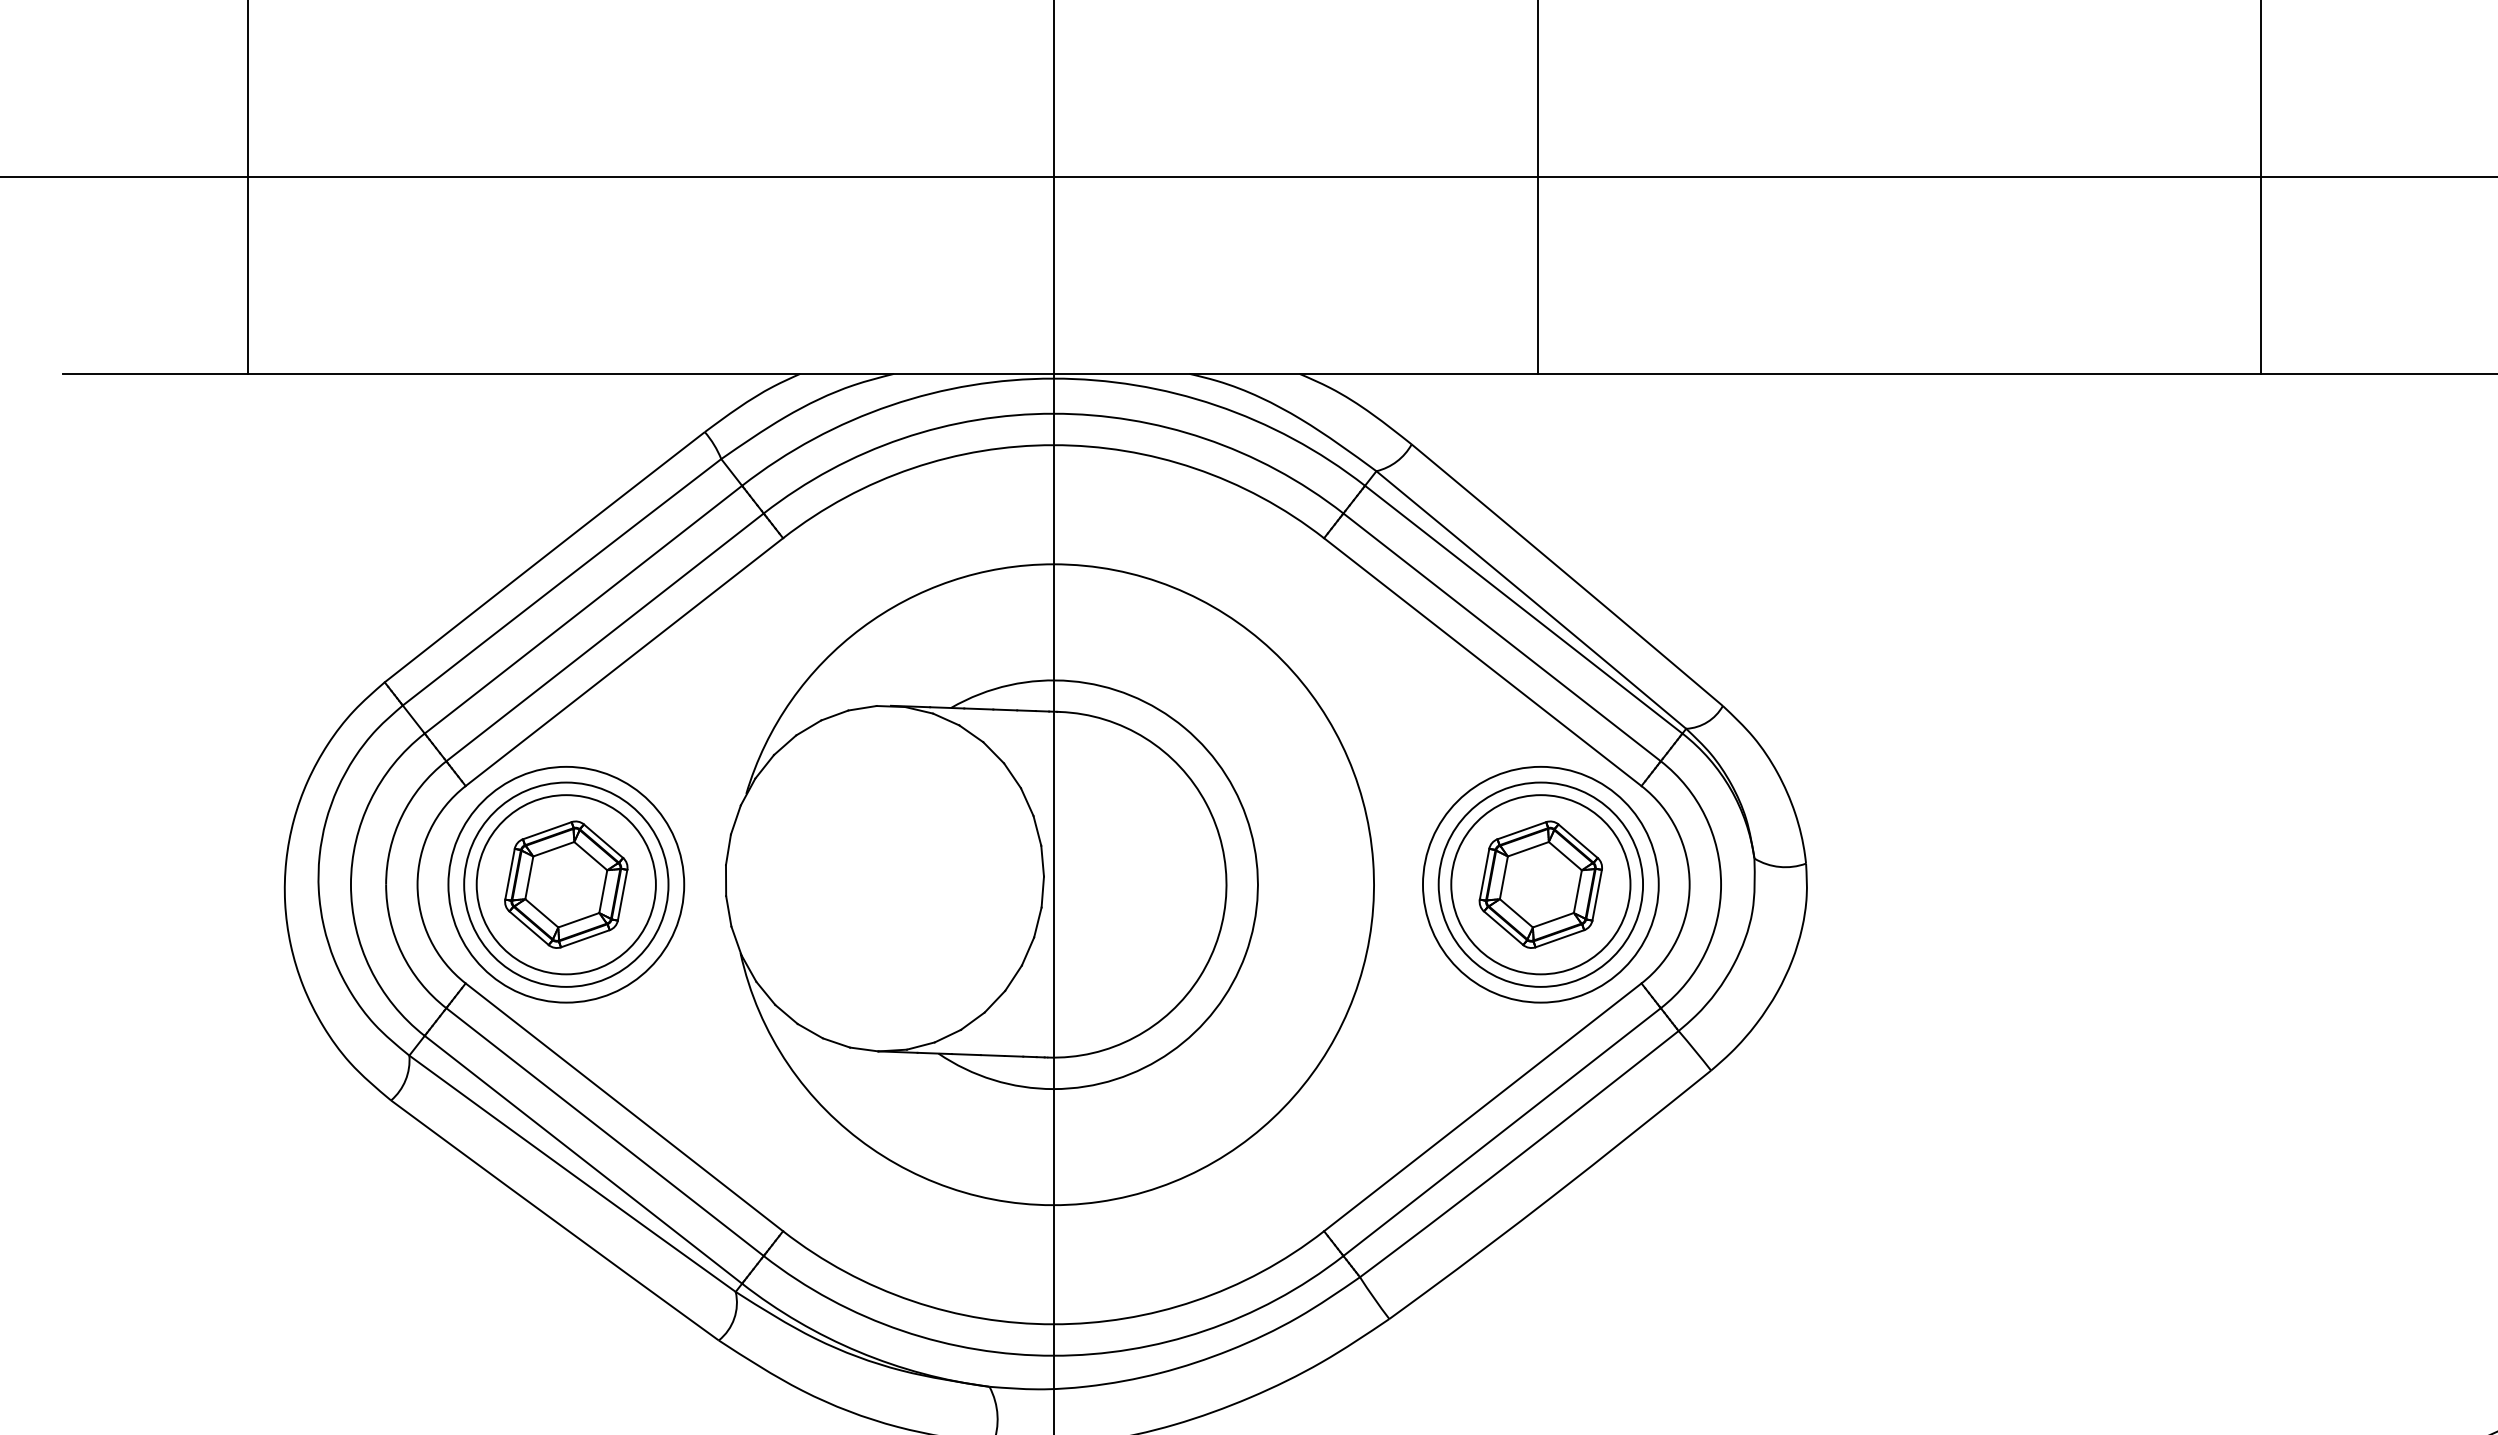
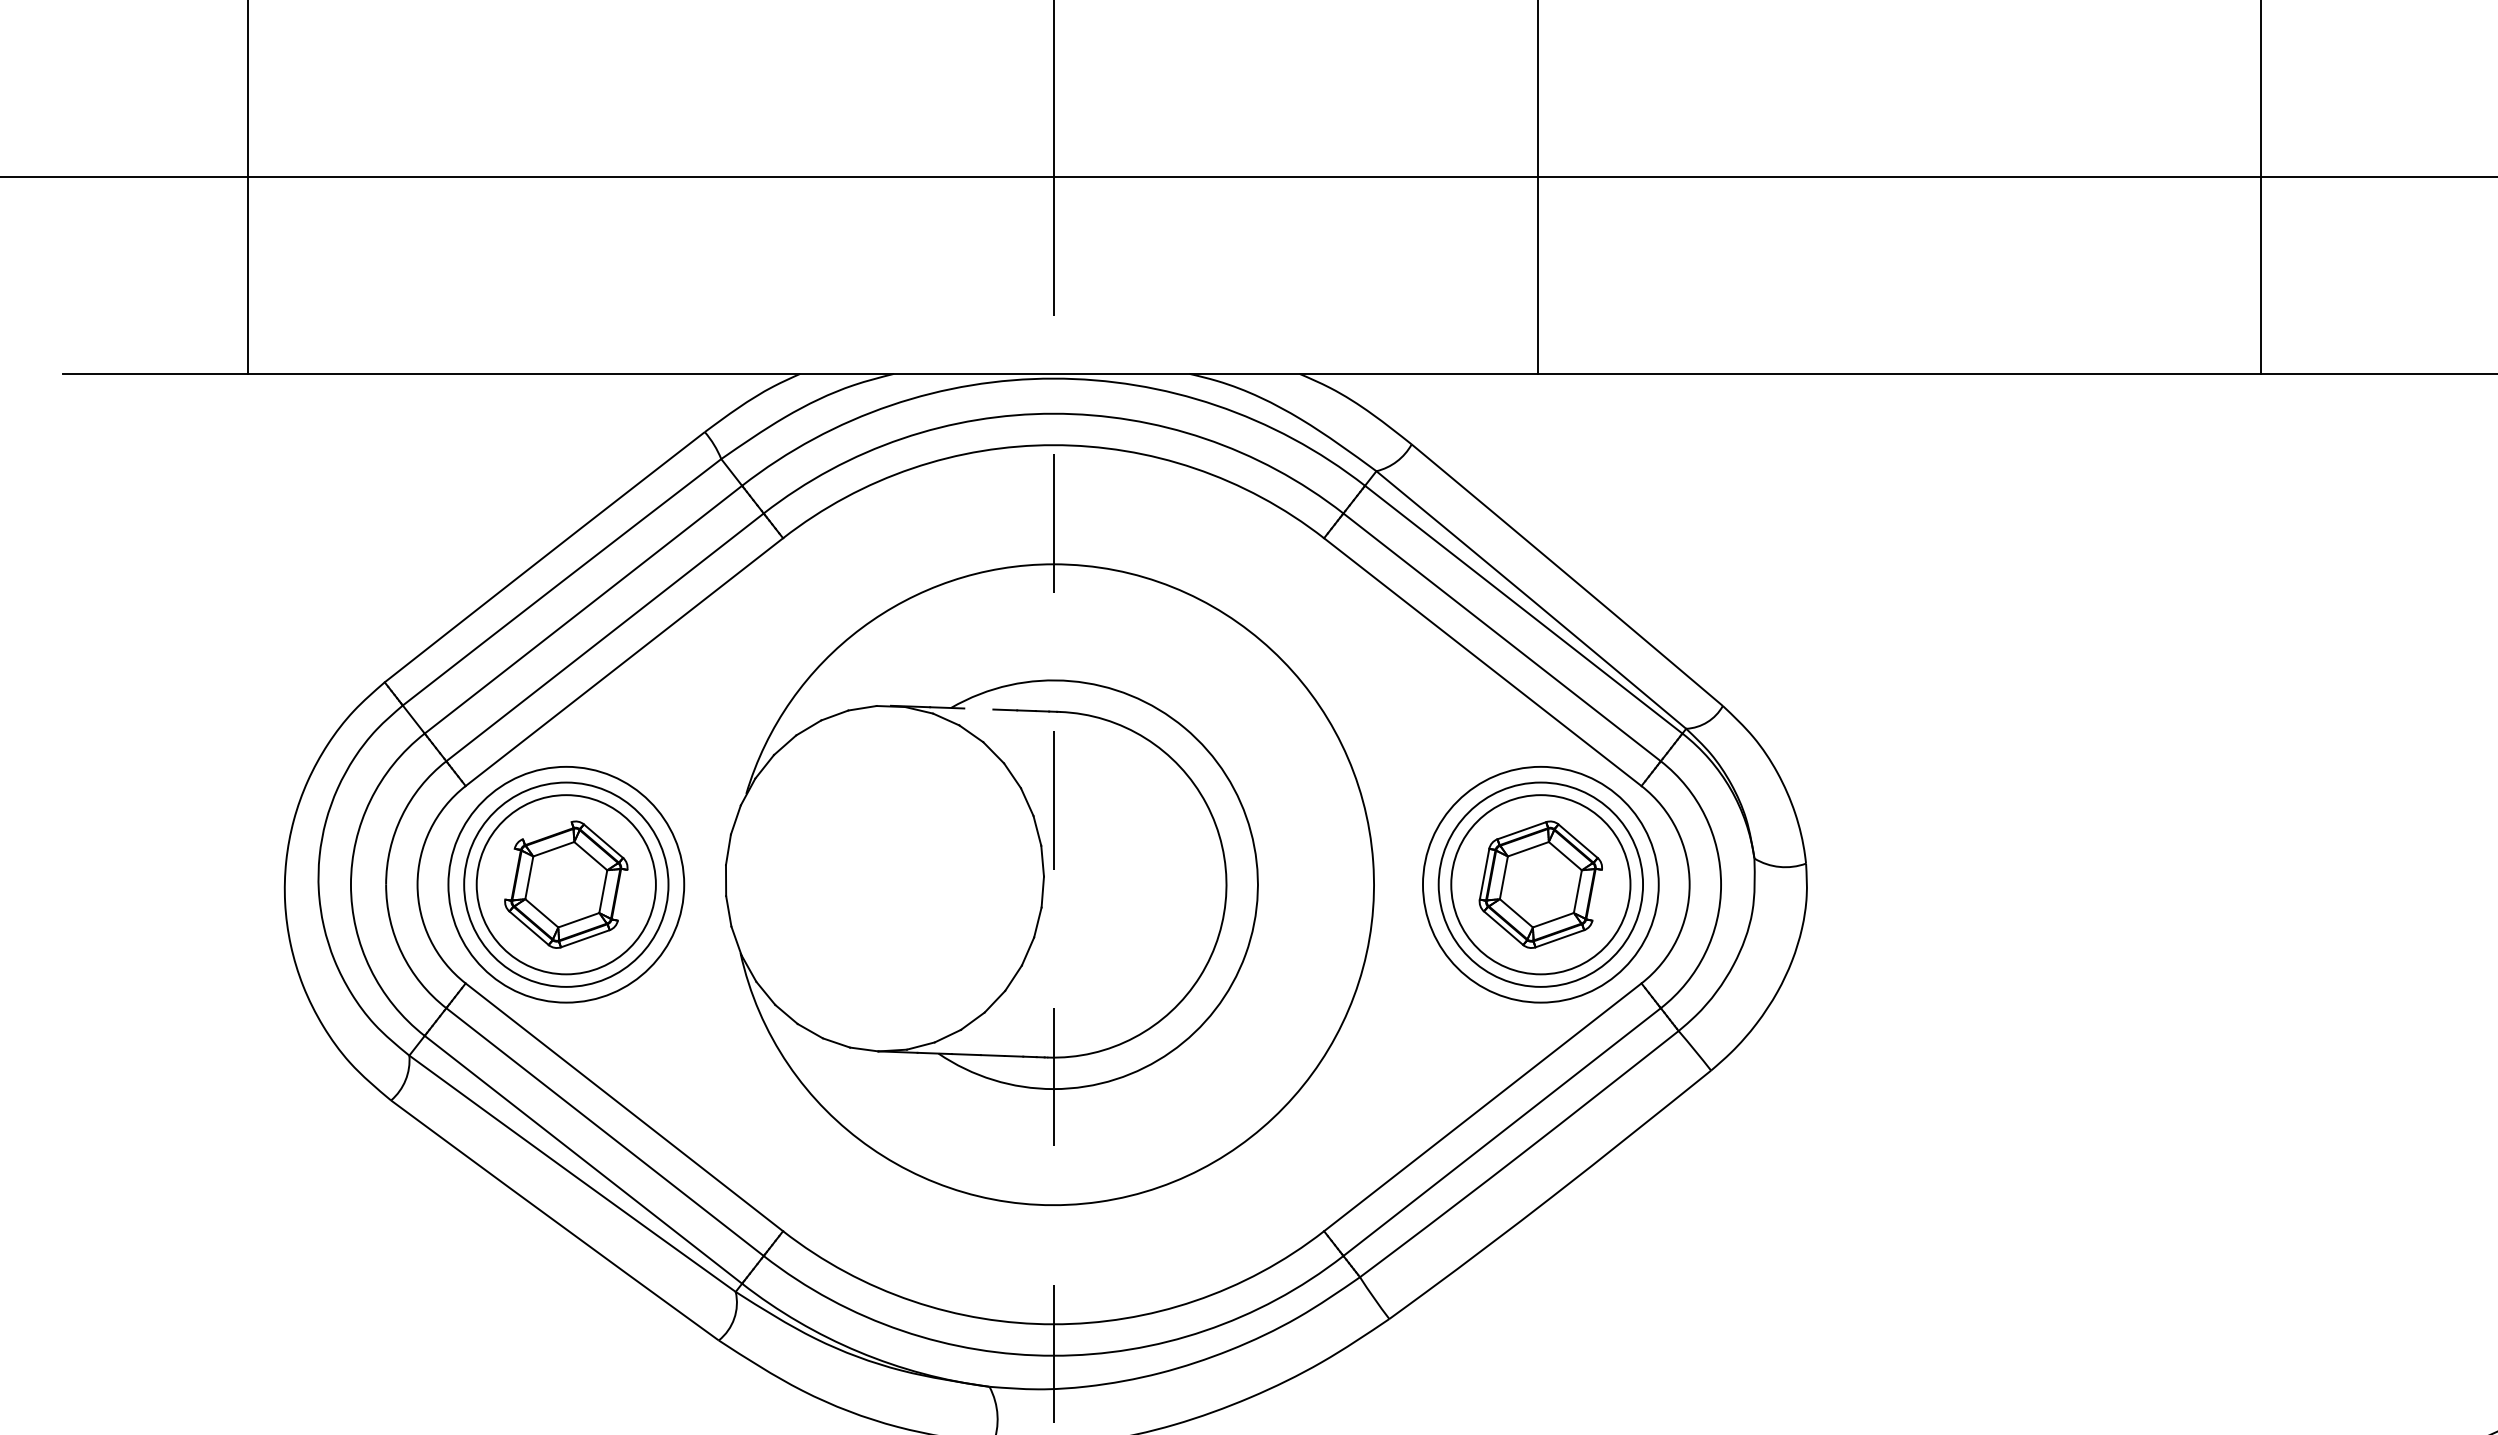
line: present -> none (978, 708)
line: solid -> dashed (1053, 806)
line: present -> none (546, 830)
line: present -> none (509, 873)
line: present -> none (622, 894)
line: present -> none (1596, 894)
